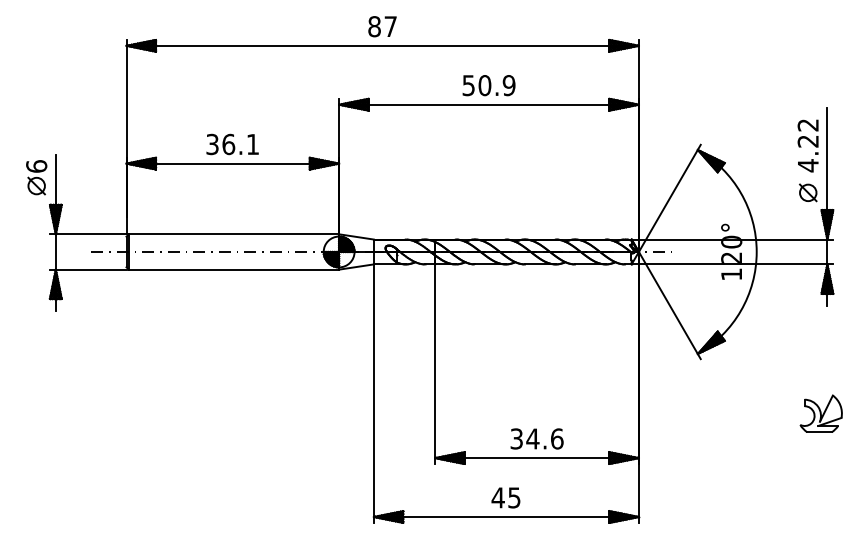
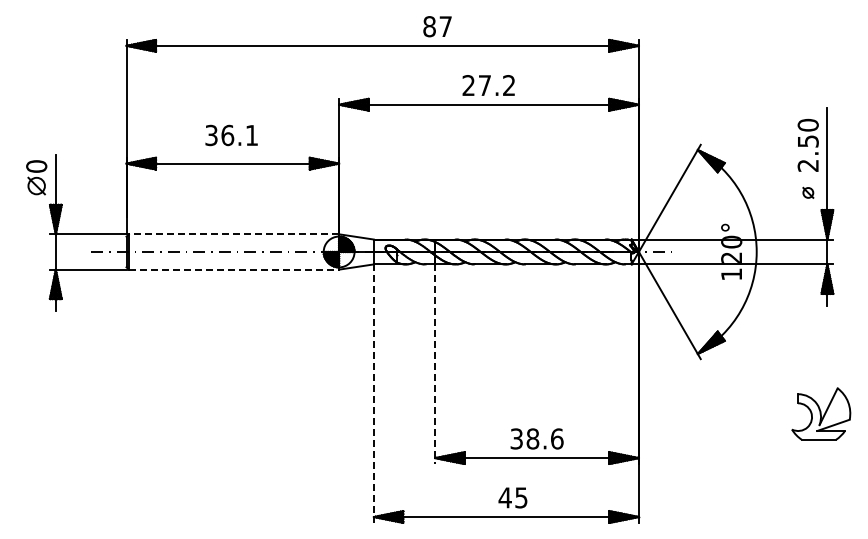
text position: (382, 26) -> (437, 26) (437, 26)
text: 50.9 -> 27.2 (488, 85)
text position: (232, 144) -> (231, 135) (231, 135)
text: 4.22 -> 2.50 (807, 145)
text: 6 -> 0 (36, 166)
part size: 19x20 px -> 13x13 px (808, 192)
line: solid -> dashed (233, 234)
line: solid -> dashed (234, 269)
line: solid -> dashed (435, 364)
line: solid -> dashed (373, 394)
part size: 44x39 px -> 61x54 px (821, 413)
text: 34.6 -> 38.6 (532, 438)
text position: (505, 497) -> (512, 497) (512, 497)
